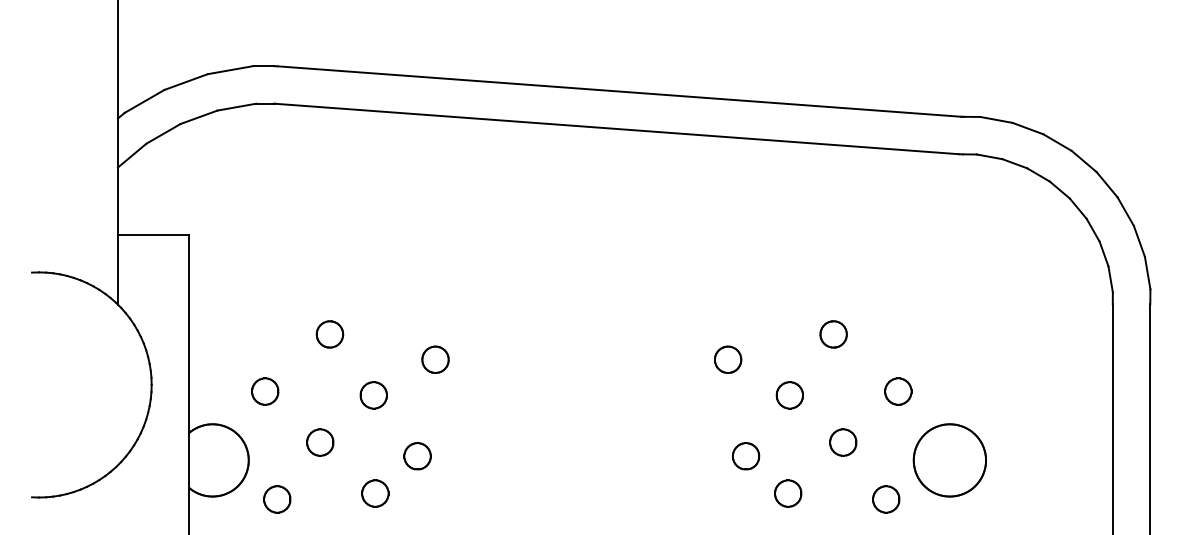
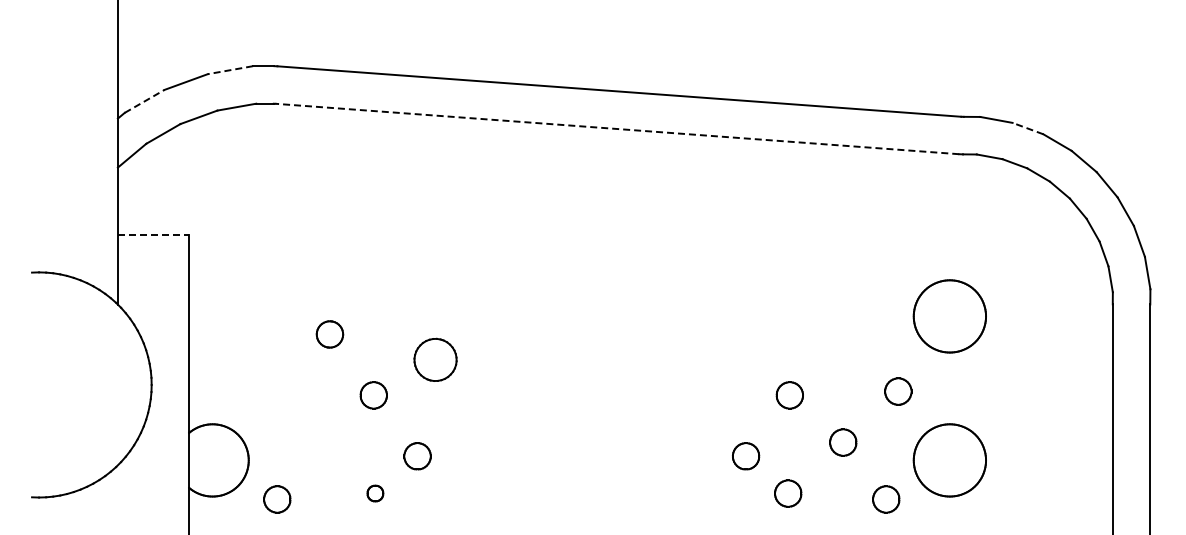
line: solid -> dashed (230, 70)
line: solid -> dashed (144, 101)
line: solid -> dashed (1027, 128)
line: solid -> dashed (617, 129)
line: solid -> dashed (153, 234)
part: none -> present (949, 316)
part: present -> none (833, 334)
part size: 29x29 px -> 45x45 px (435, 359)
part: present -> none (728, 359)
part: present -> none (265, 391)
part: present -> none (320, 442)
part size: 29x29 px -> 19x19 px (375, 493)
